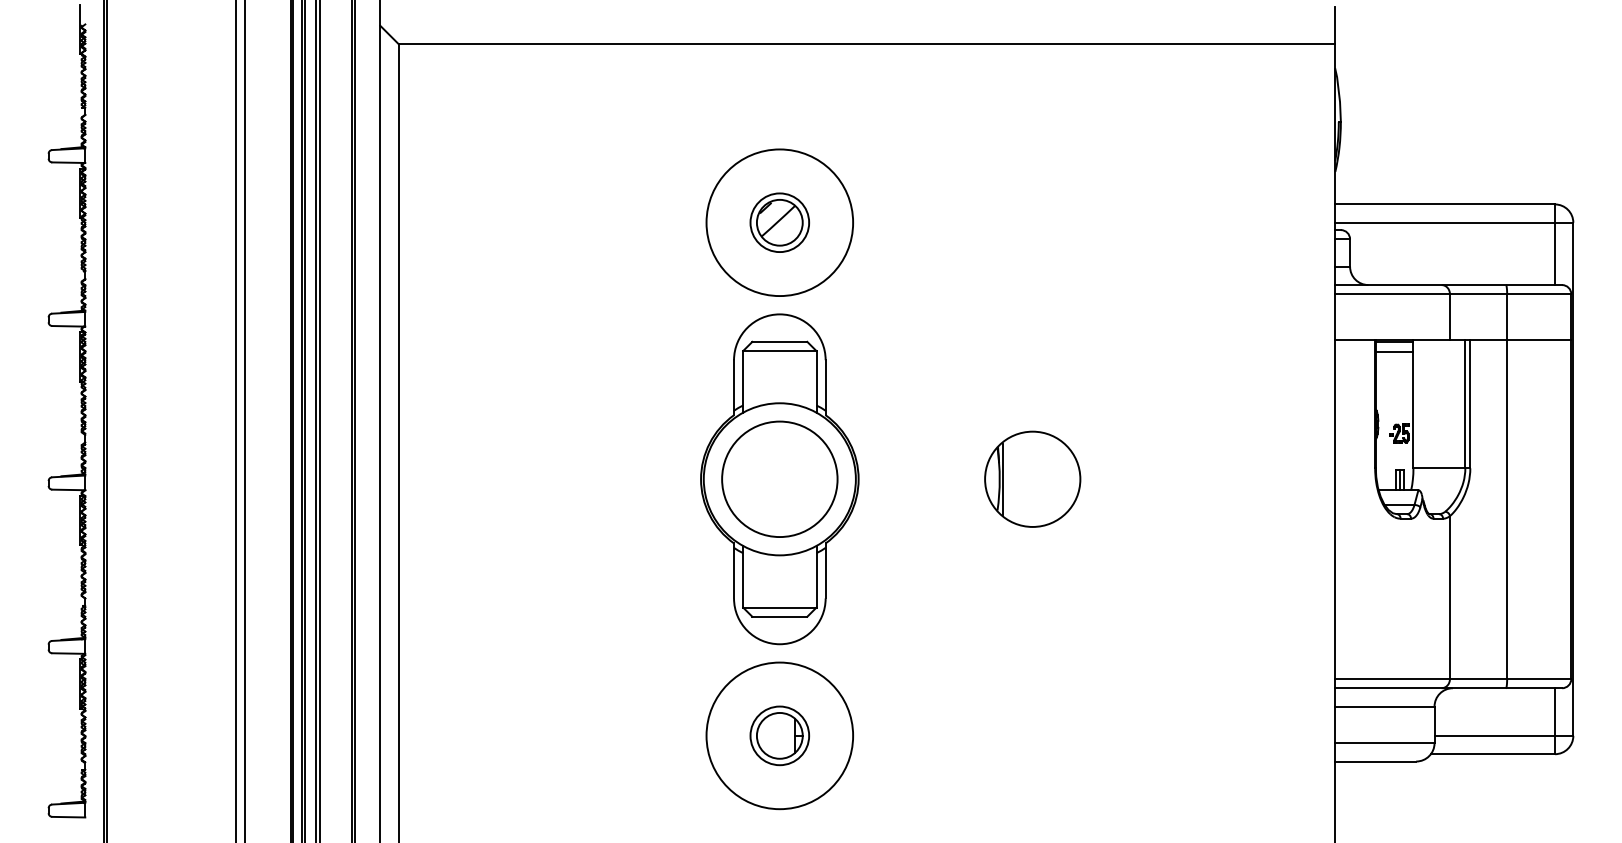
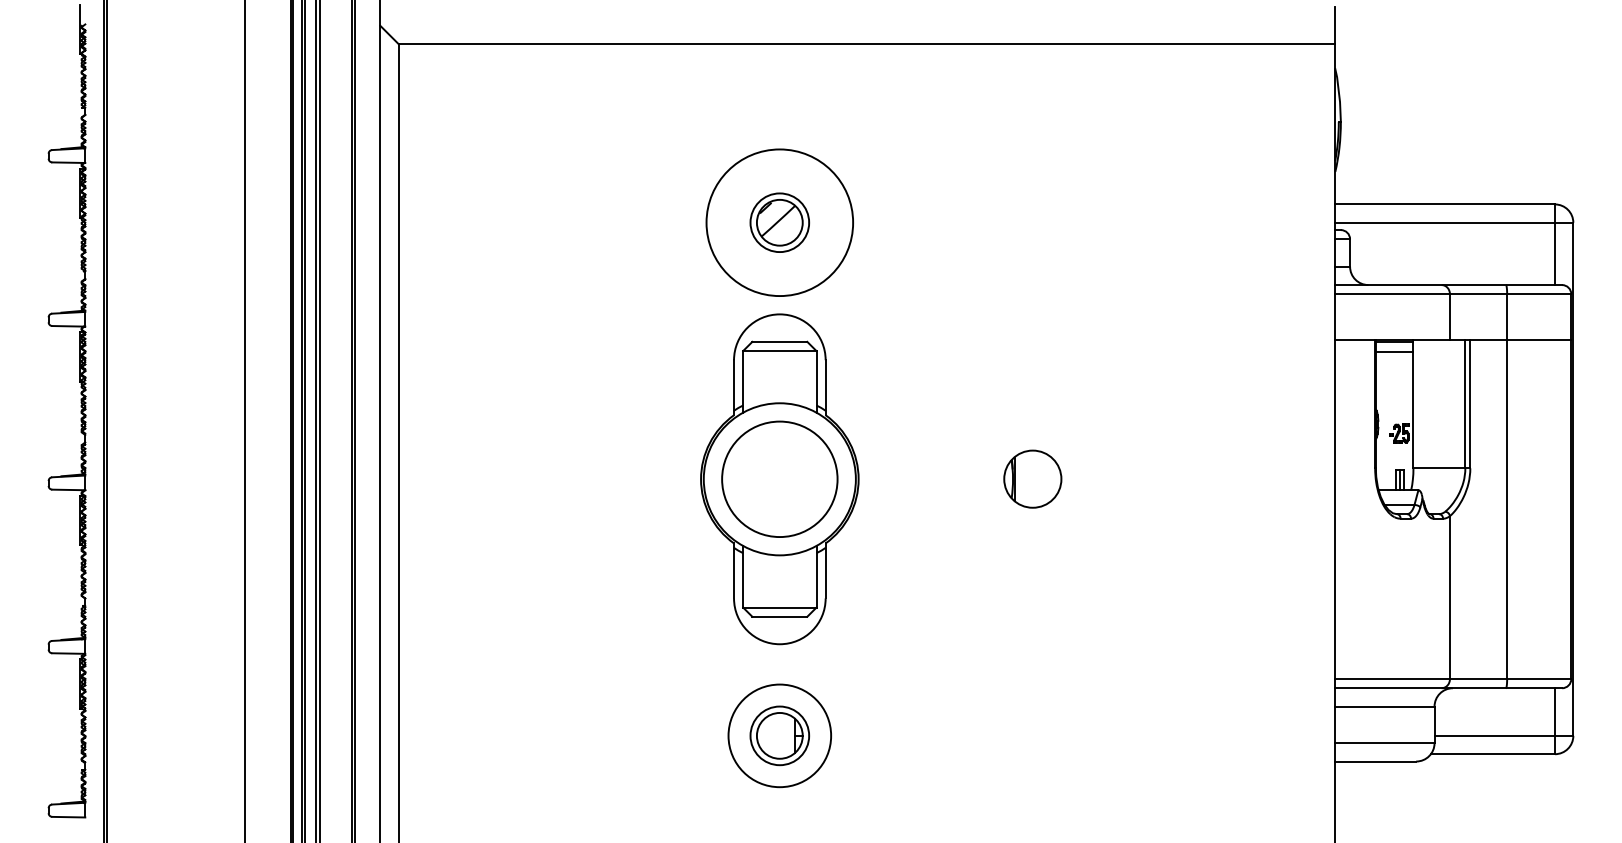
line: present -> none (235, 420)
part size: 98x98 px -> 60x60 px (1032, 478)
circle diameter: 147 px -> 103 px (779, 735)
